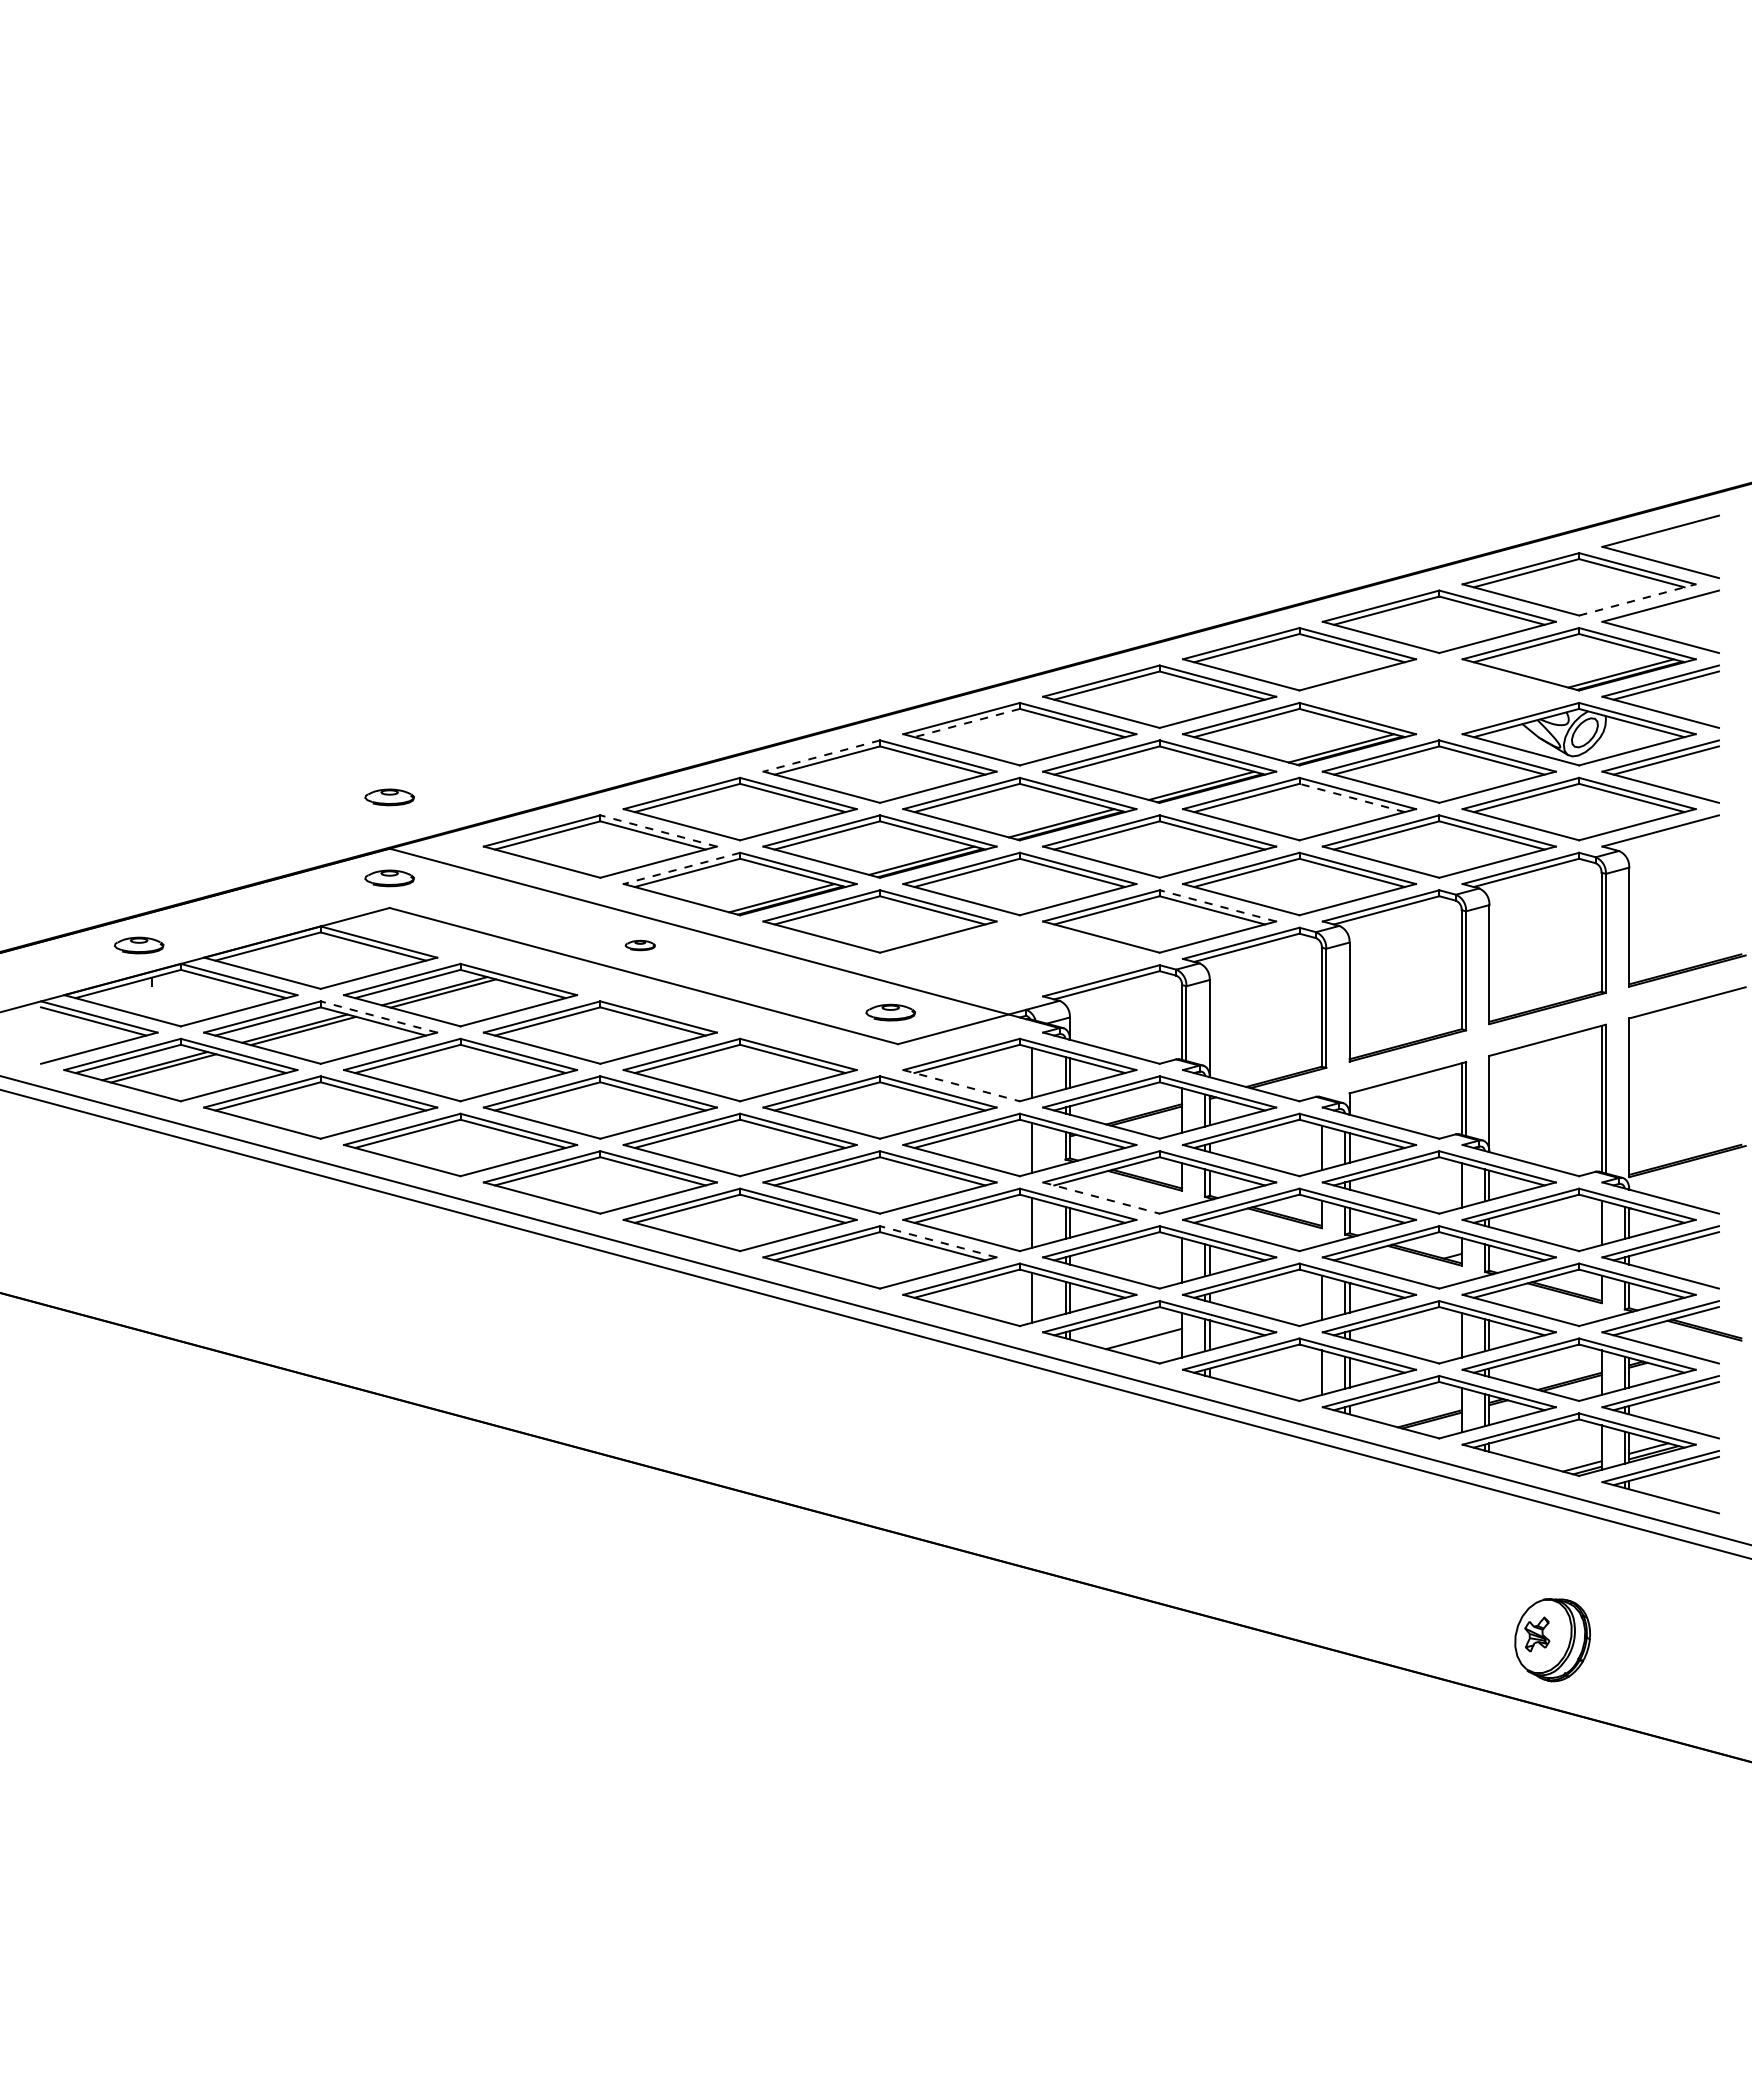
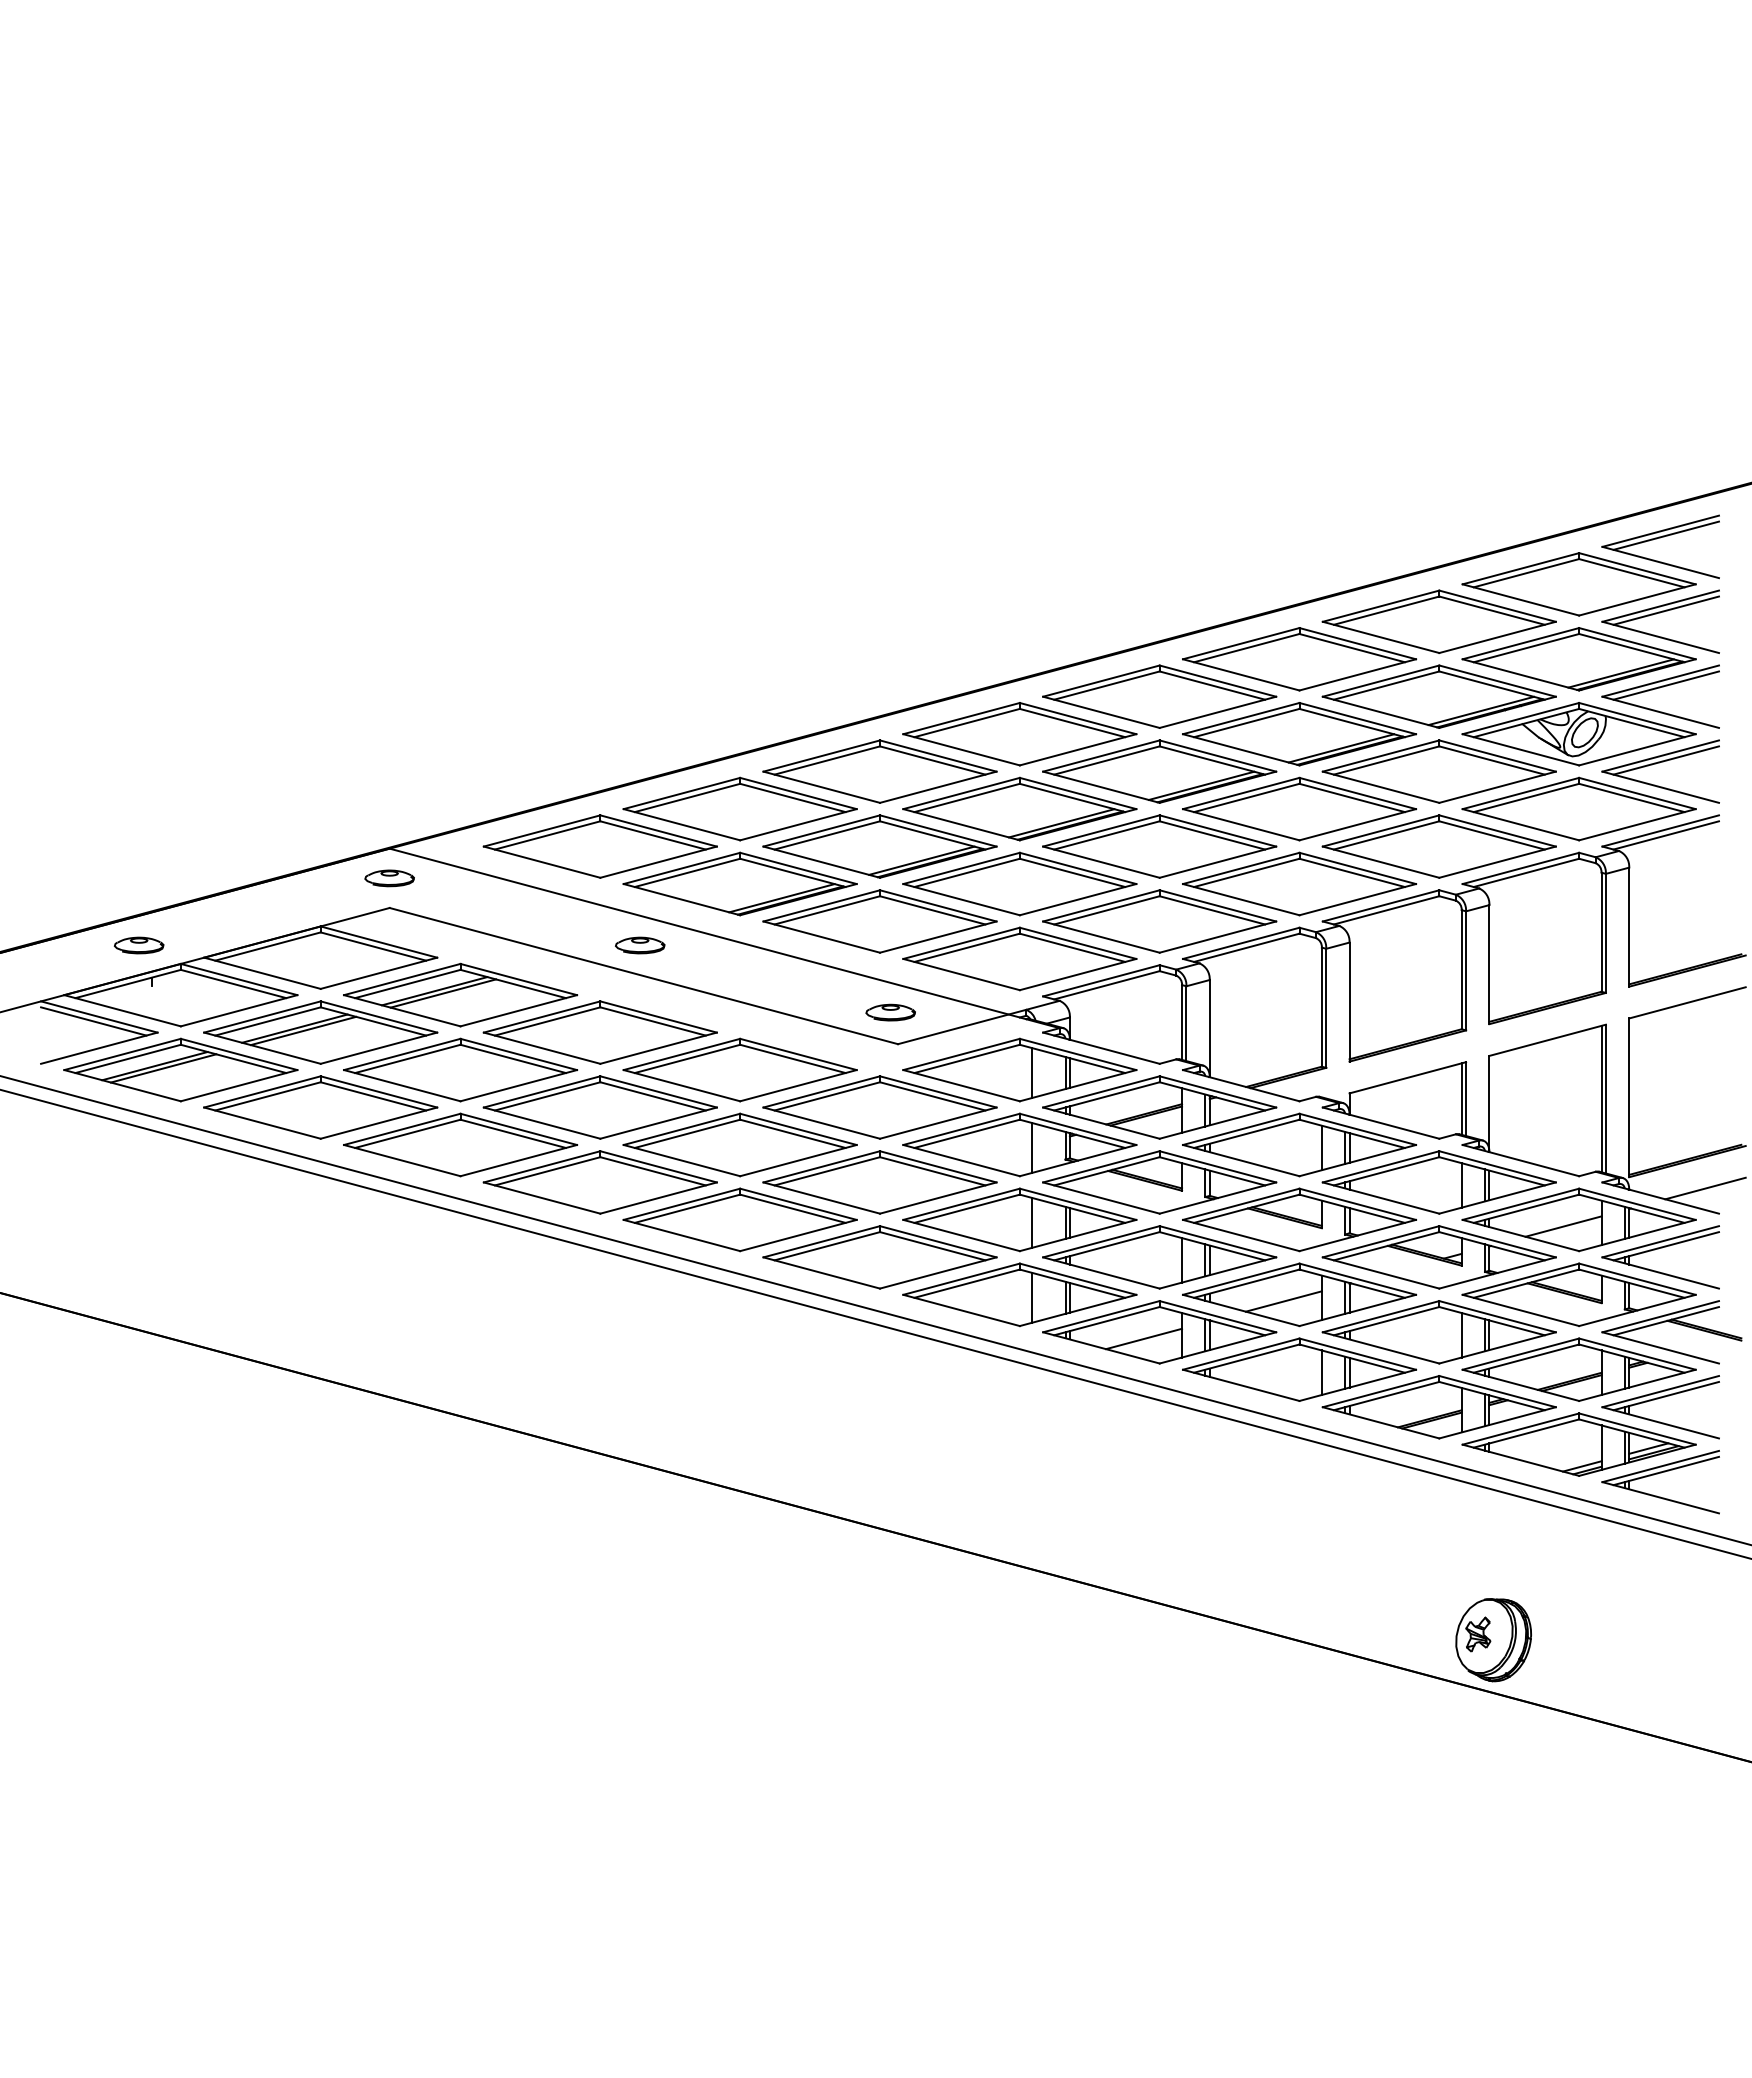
line: none -> present (1666, 535)
line: dashed -> solid (1637, 599)
line: none -> present (1666, 610)
part: none -> present (1438, 696)
line: dashed -> solid (967, 723)
line: dashed -> solid (821, 756)
part: present -> none (389, 797)
line: dashed -> solid (1352, 797)
line: dashed -> solid (658, 830)
line: none -> present (1666, 835)
line: dashed -> solid (681, 868)
line: dashed -> solid (1217, 905)
part size: 32x13 px -> 51x19 px (640, 945)
part: none -> present (1019, 958)
line: dashed -> solid (378, 1016)
line: dashed -> solid (962, 1085)
line: none -> present (1705, 1188)
line: dashed -> solid (1101, 1198)
line: none -> present (1563, 1226)
line: dashed -> solid (937, 1241)
line: none -> present (1283, 1301)
part position: (1552, 1640) -> (1493, 1640) (1493, 1640)
